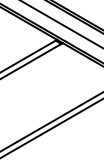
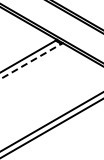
line: present -> none (61, 24)
line: solid -> dashed (31, 61)
